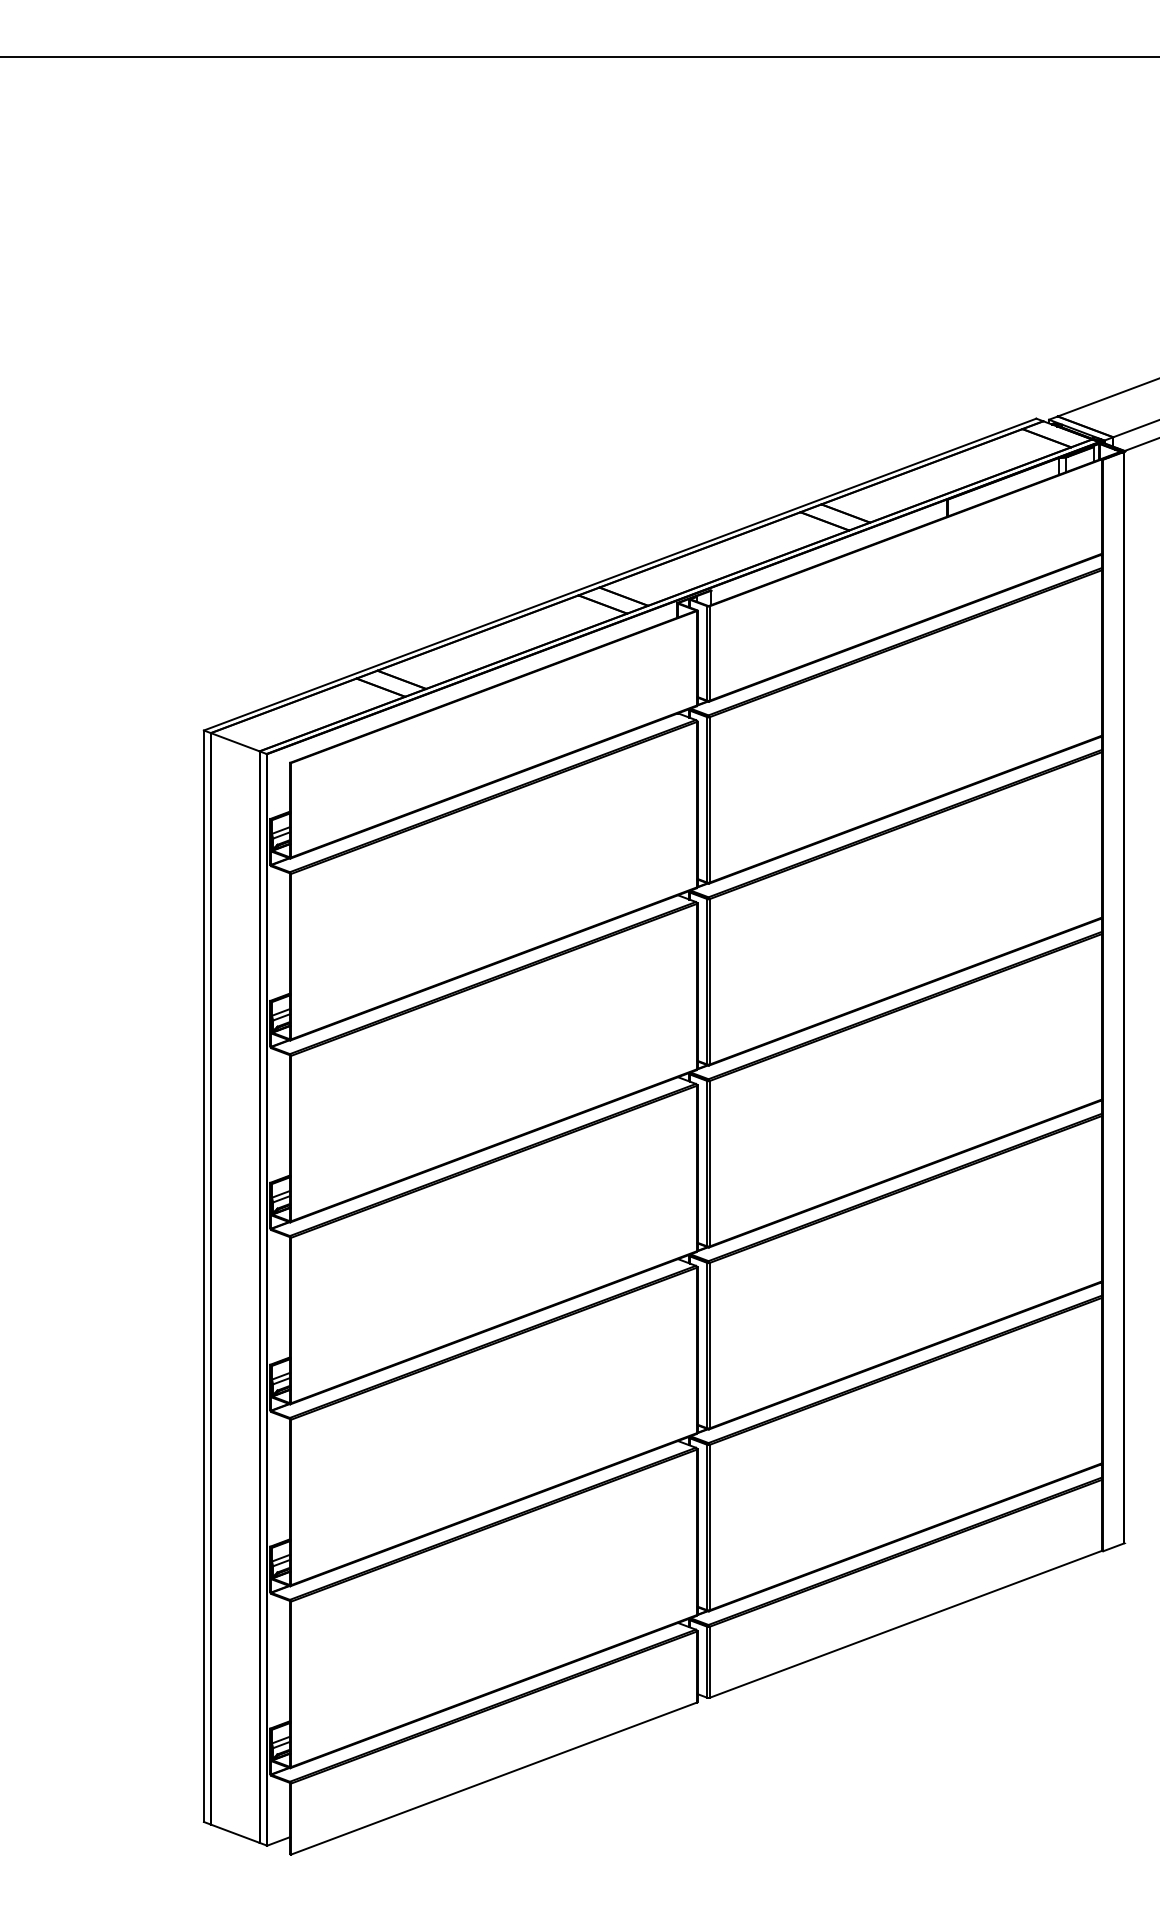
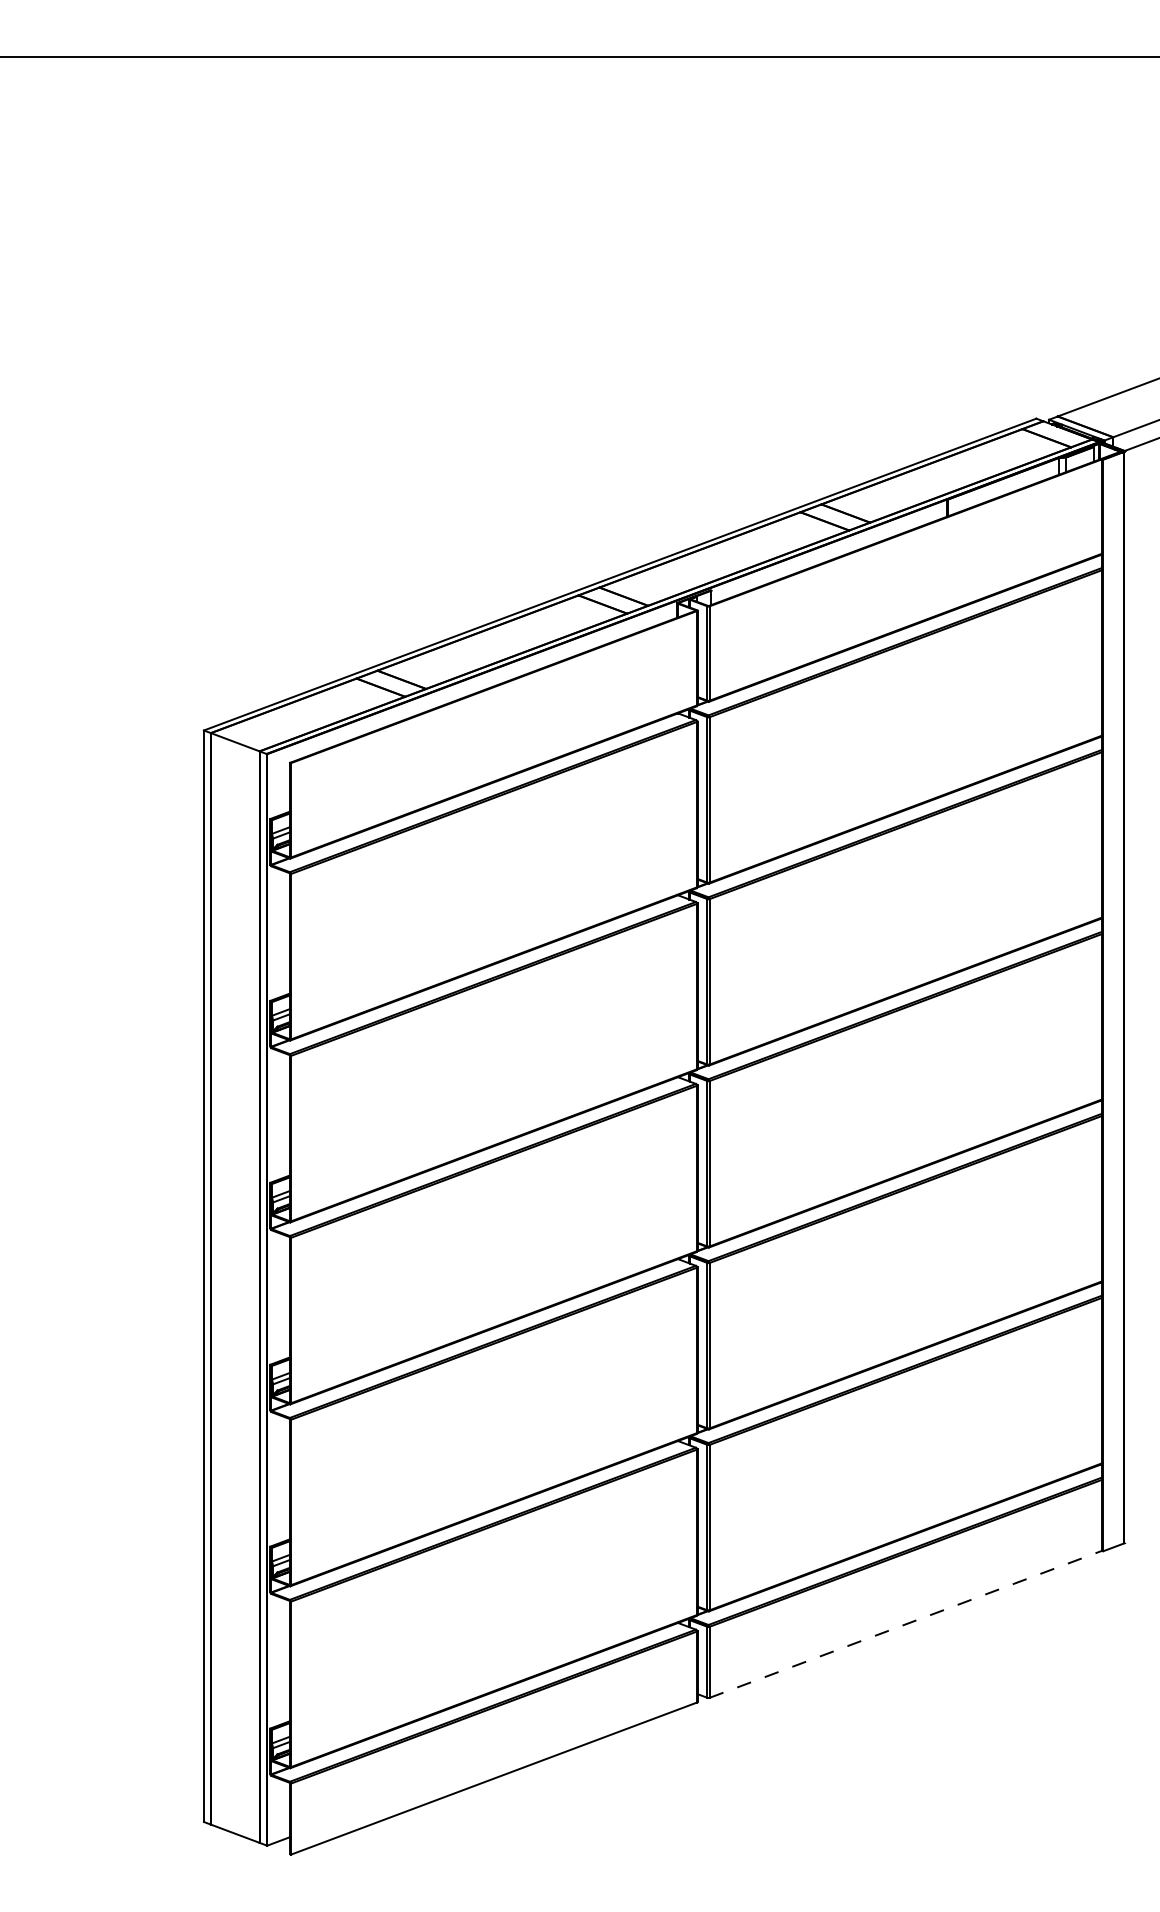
line: solid -> dashed (905, 1624)
